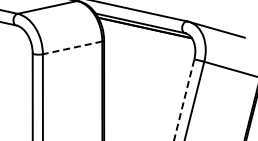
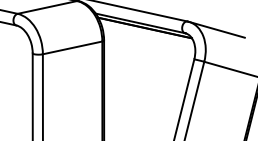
line: dashed -> solid (72, 48)
line: dashed -> solid (184, 100)
